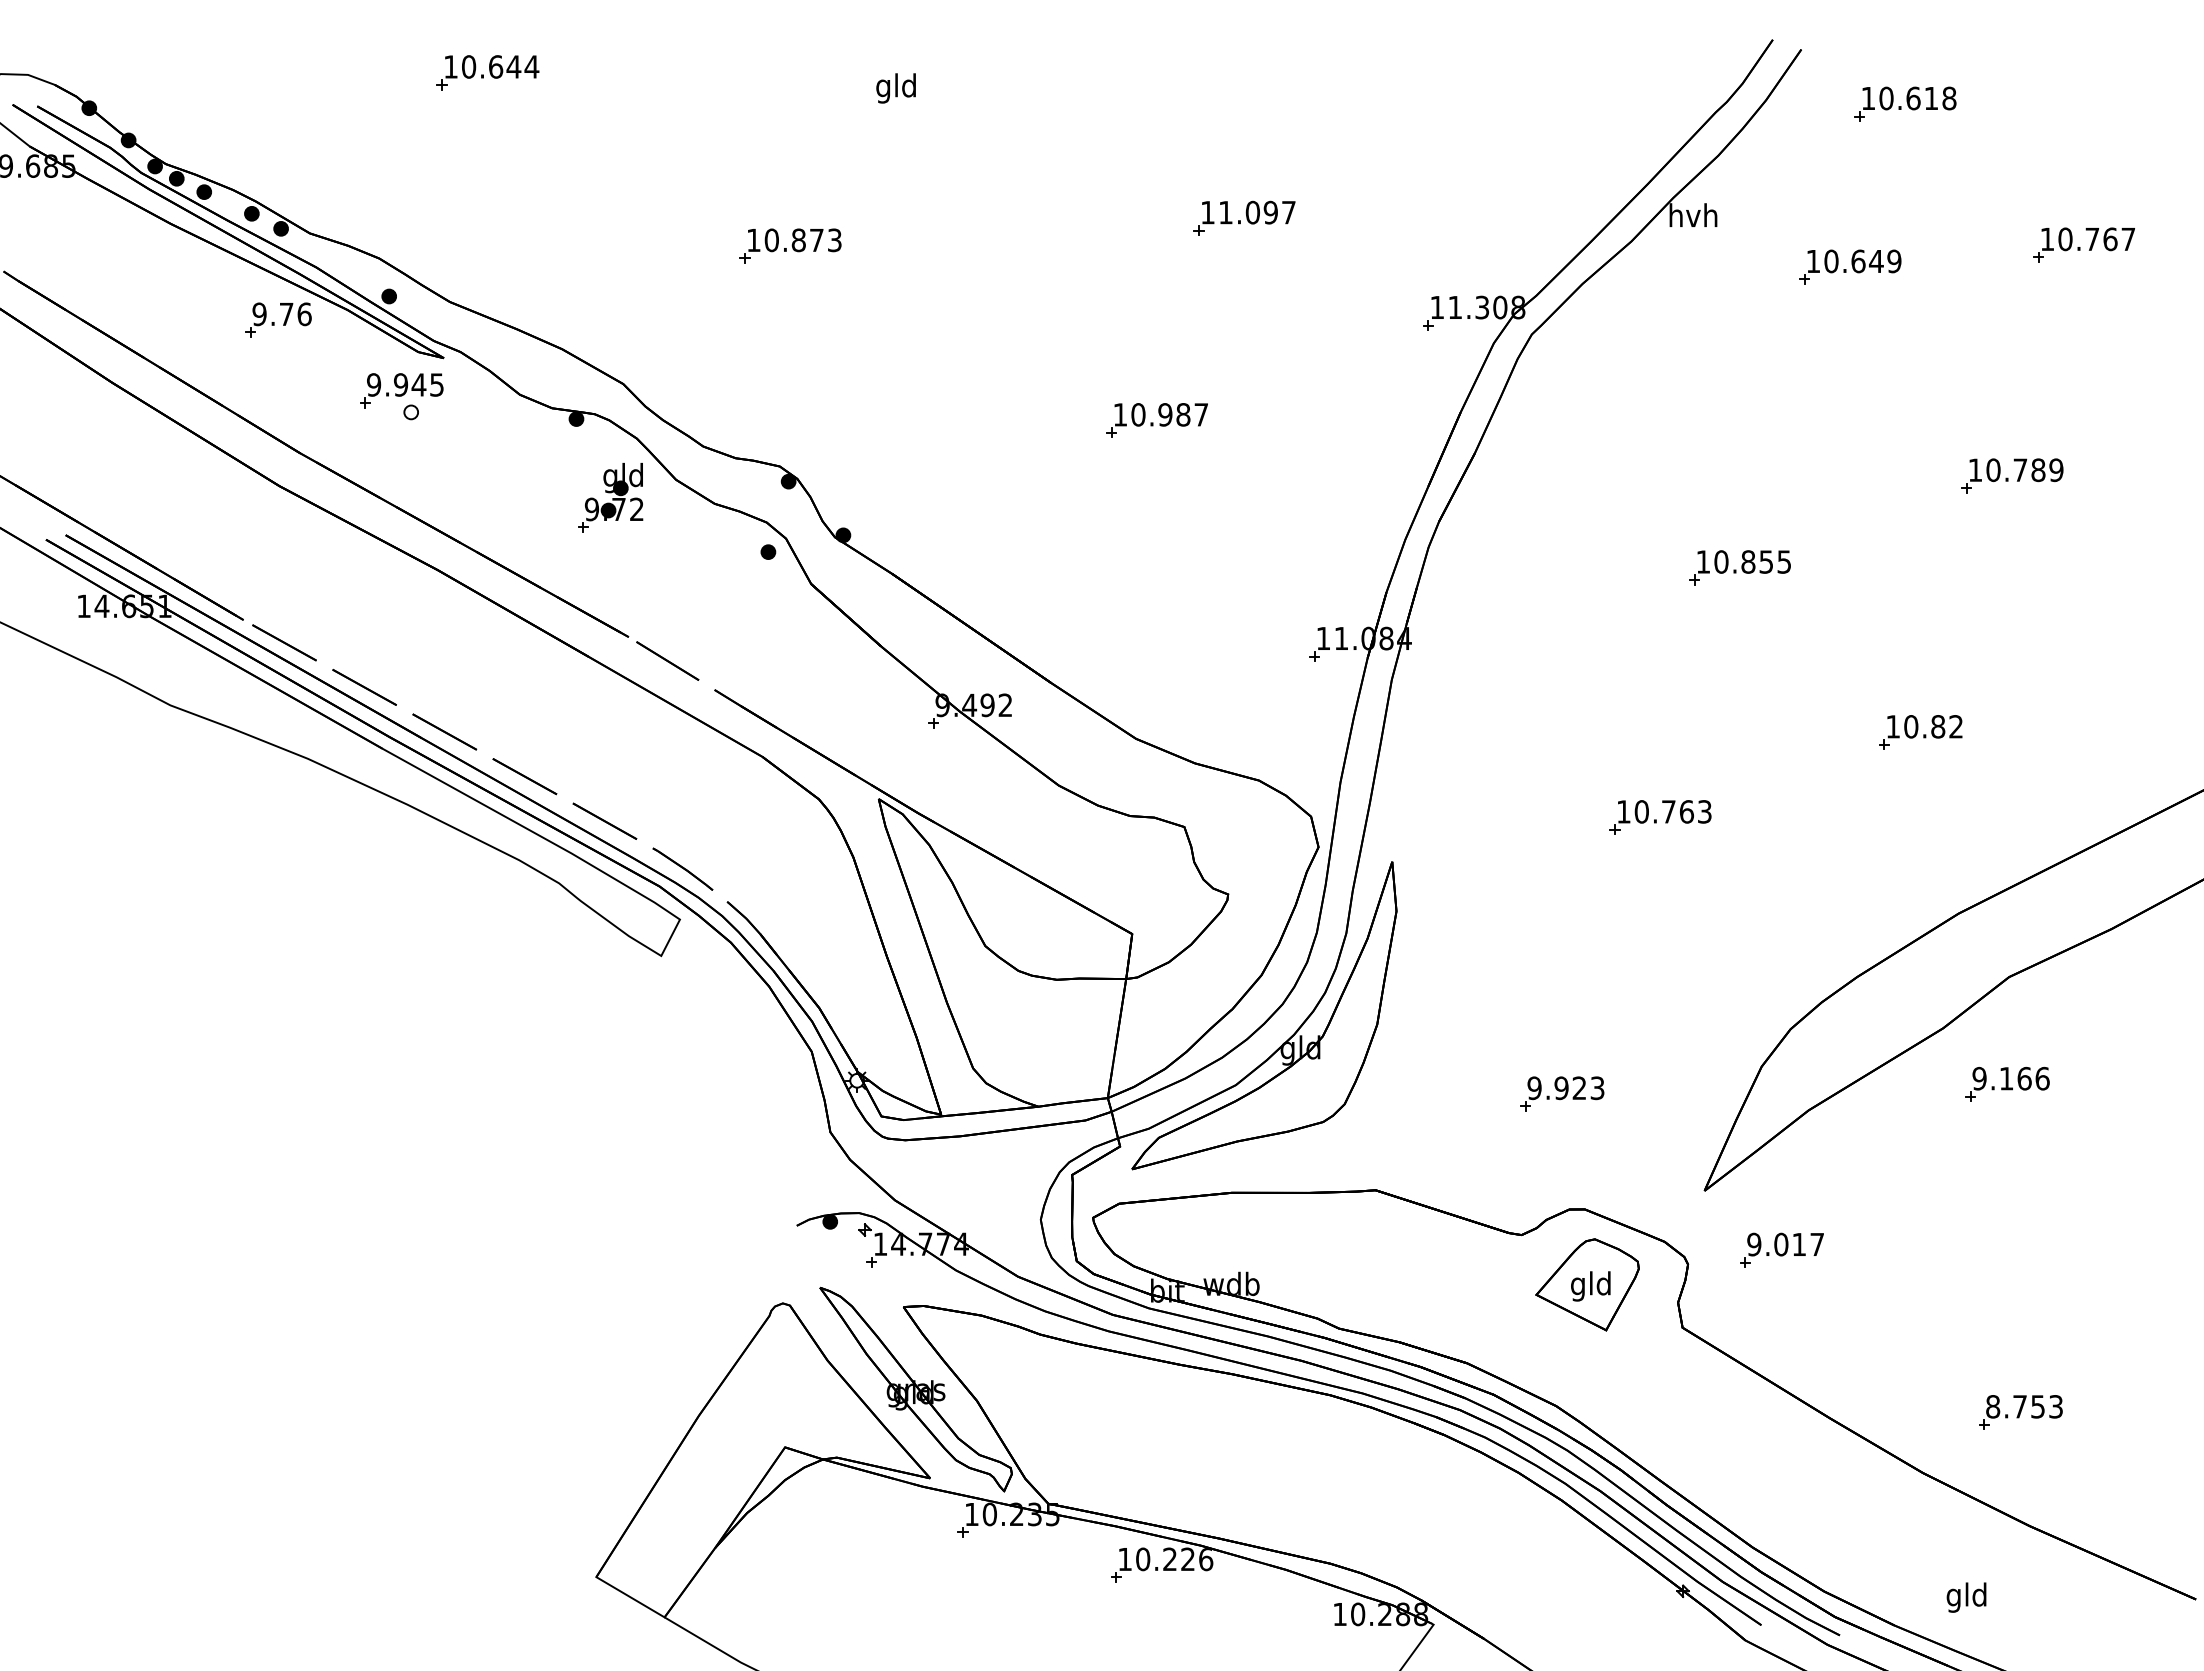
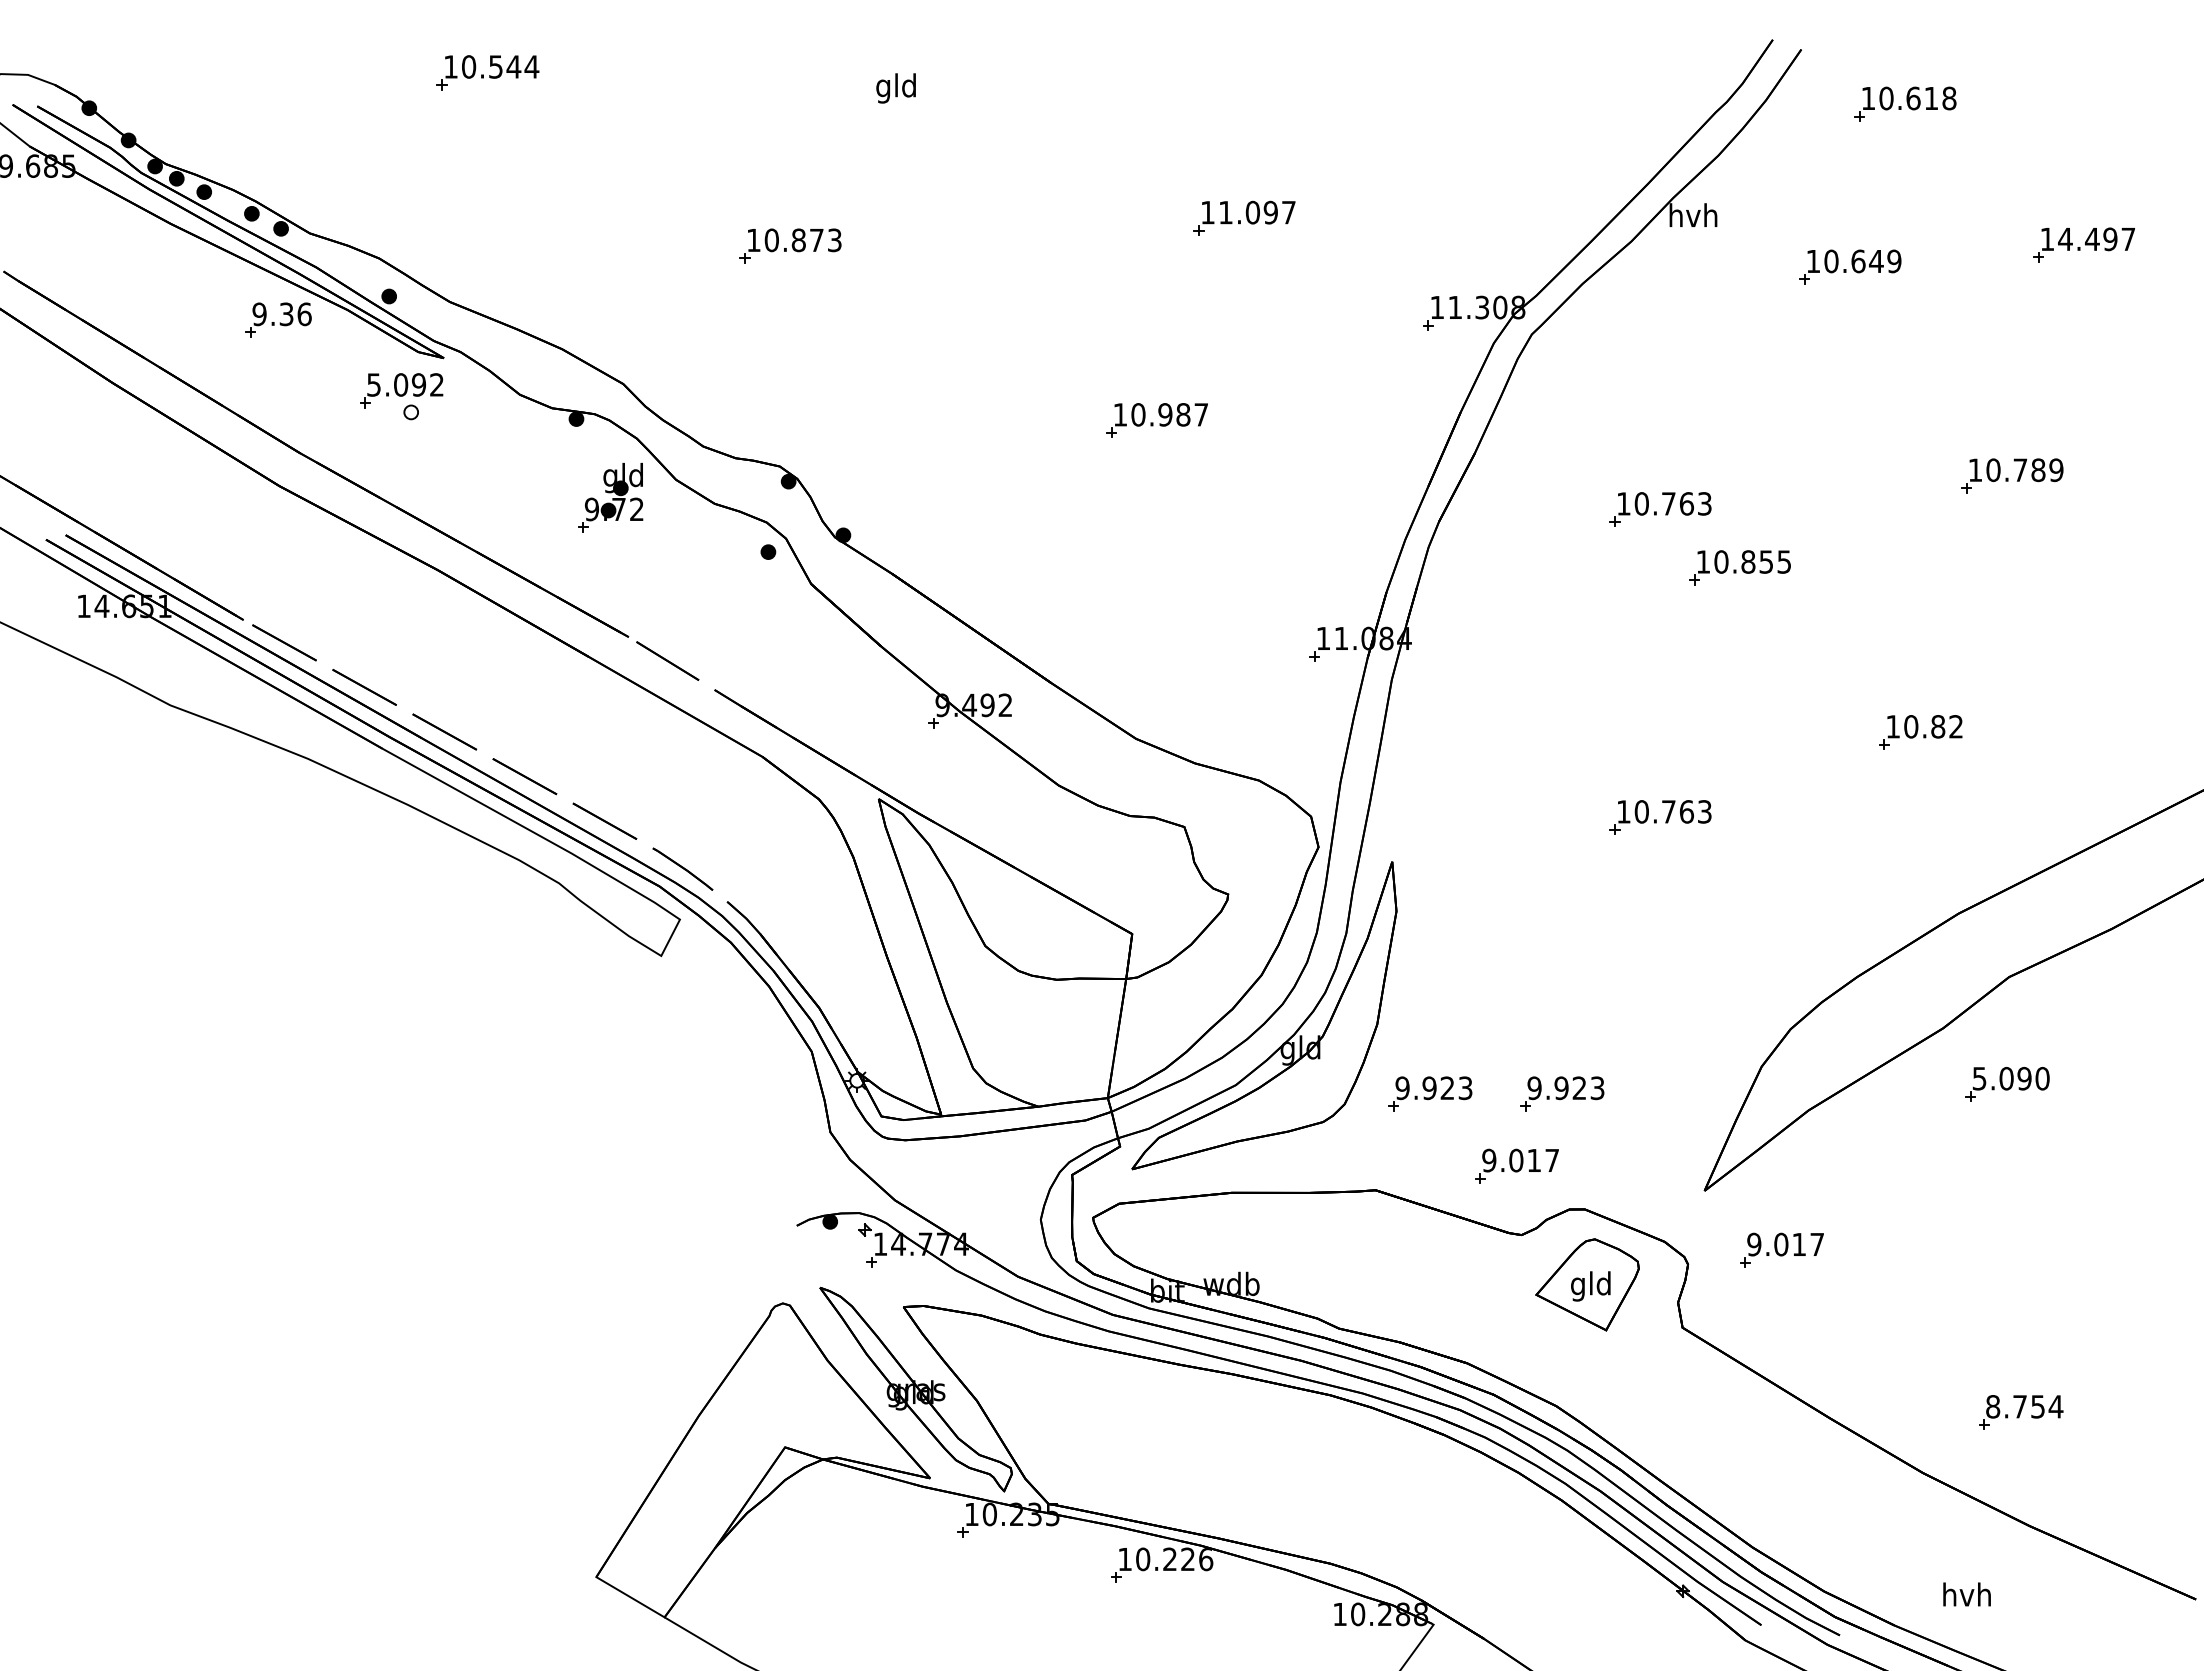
text: 10.644 -> 10.544 (496, 66)
text: 10.767 -> 14.497 (2087, 239)
text: 9.76 -> 9.36 (286, 314)
text: 9.945 -> 5.092 (405, 384)
part: none -> present (1660, 509)
text: 9.166 -> 5.090 (2010, 1078)
part: none -> present (1430, 1093)
part: none -> present (1516, 1165)
text: 8.753 -> 8.754 (2055, 1406)
text: gld -> hvh (1966, 1597)
